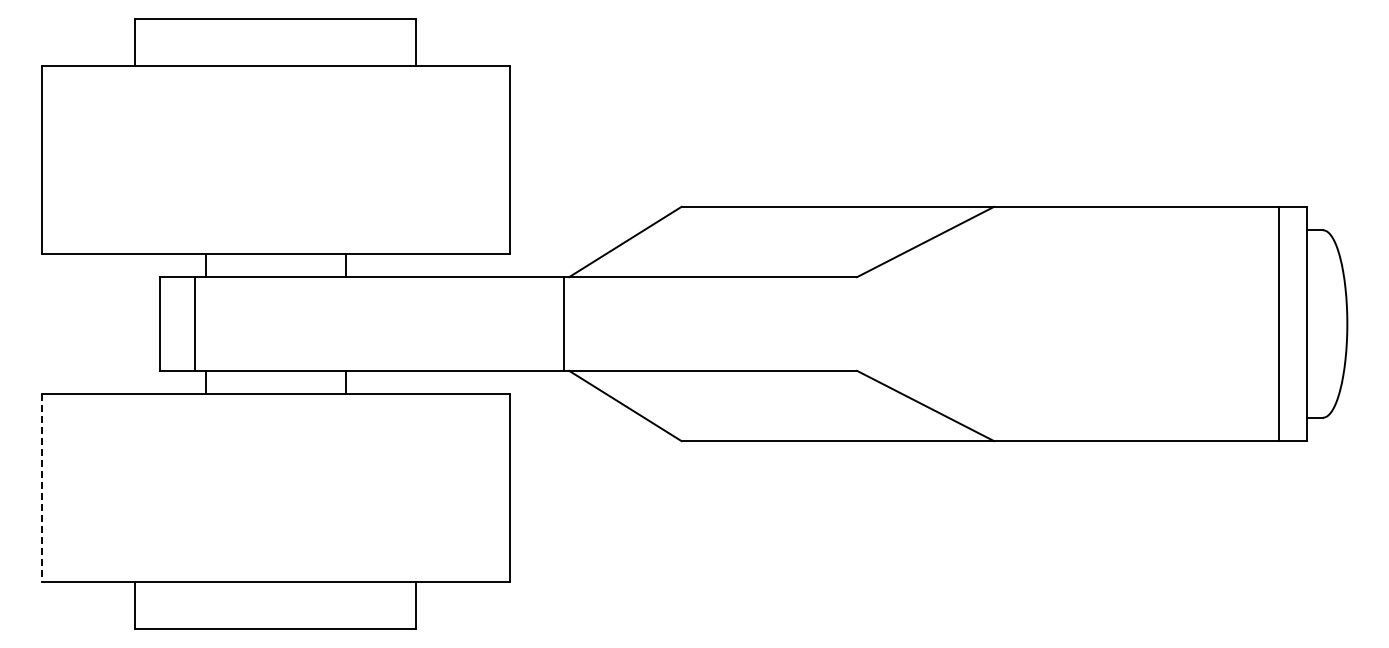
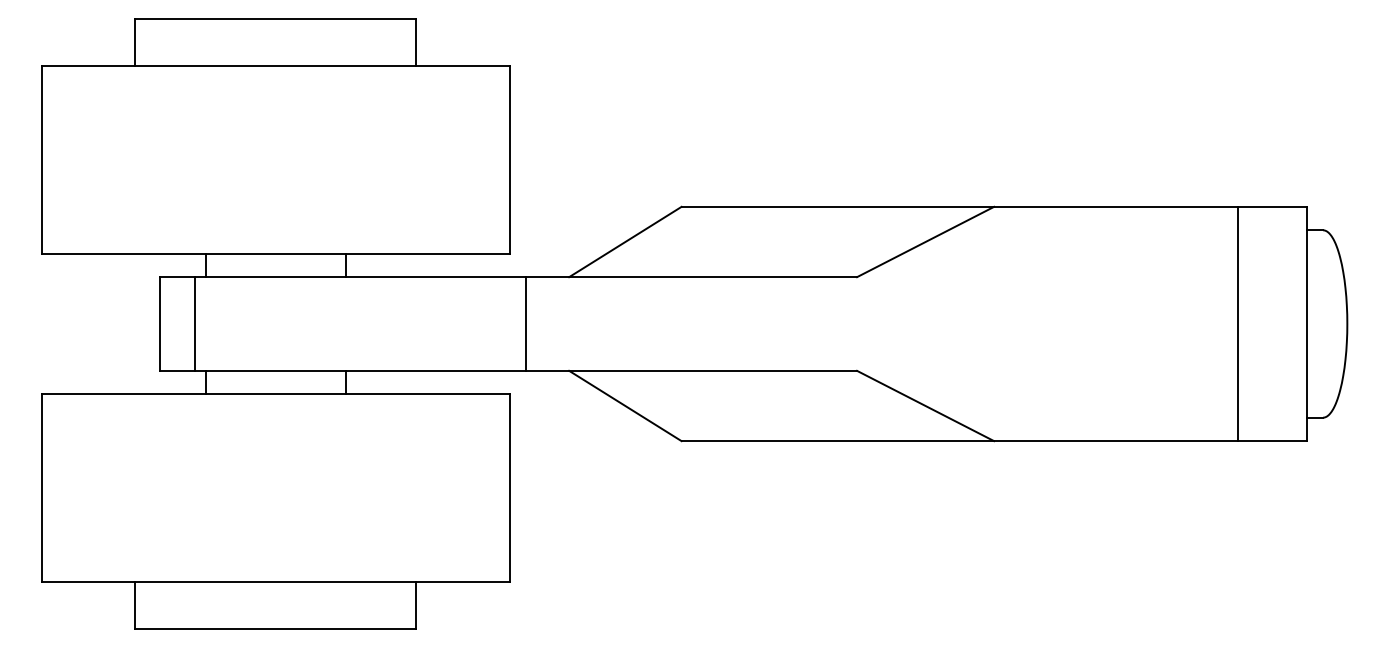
line position: (563, 323) -> (525, 323) (525, 323)
line position: (1278, 323) -> (1237, 323) (1237, 323)
line: dashed -> solid (41, 487)
